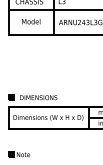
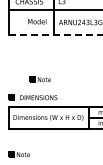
text position: (31, 21) -> (37, 21) (37, 21)
line: solid -> dashed (56, 35)
part: none -> present (39, 79)
